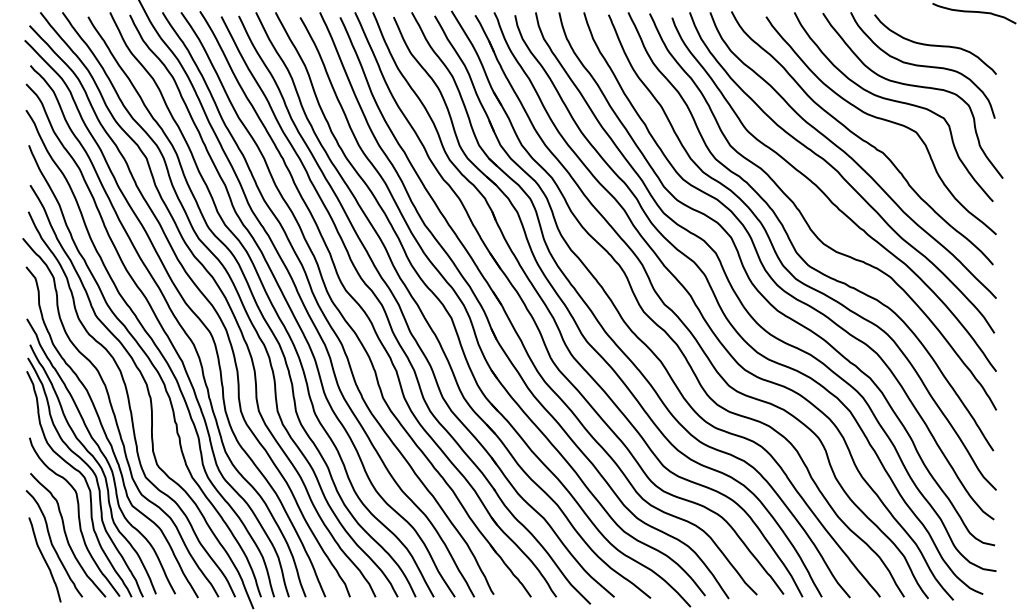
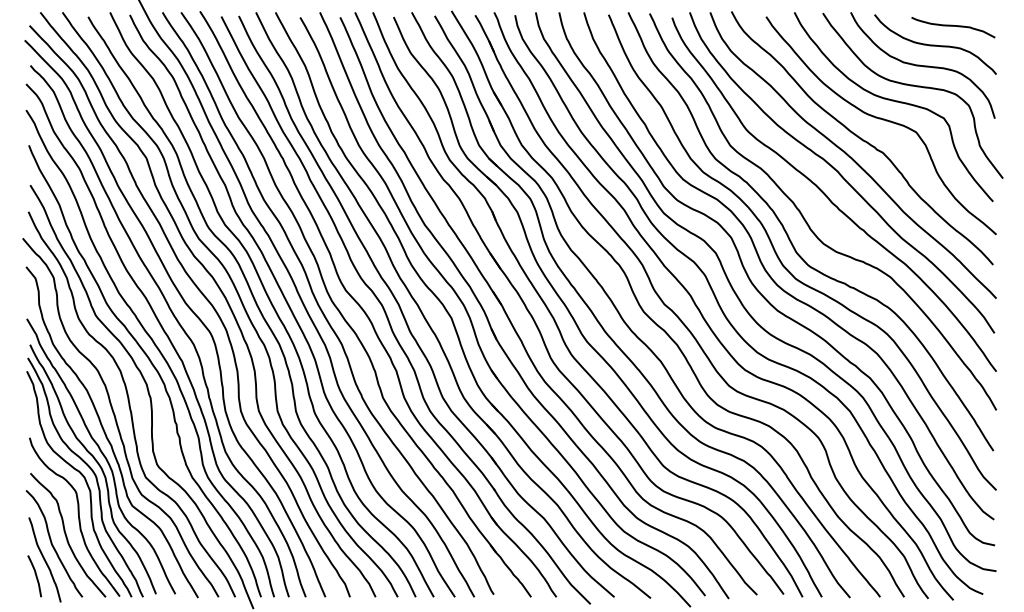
curve position: (974, 12) -> (953, 26) (953, 26)
curve: none -> present (35, 576)
